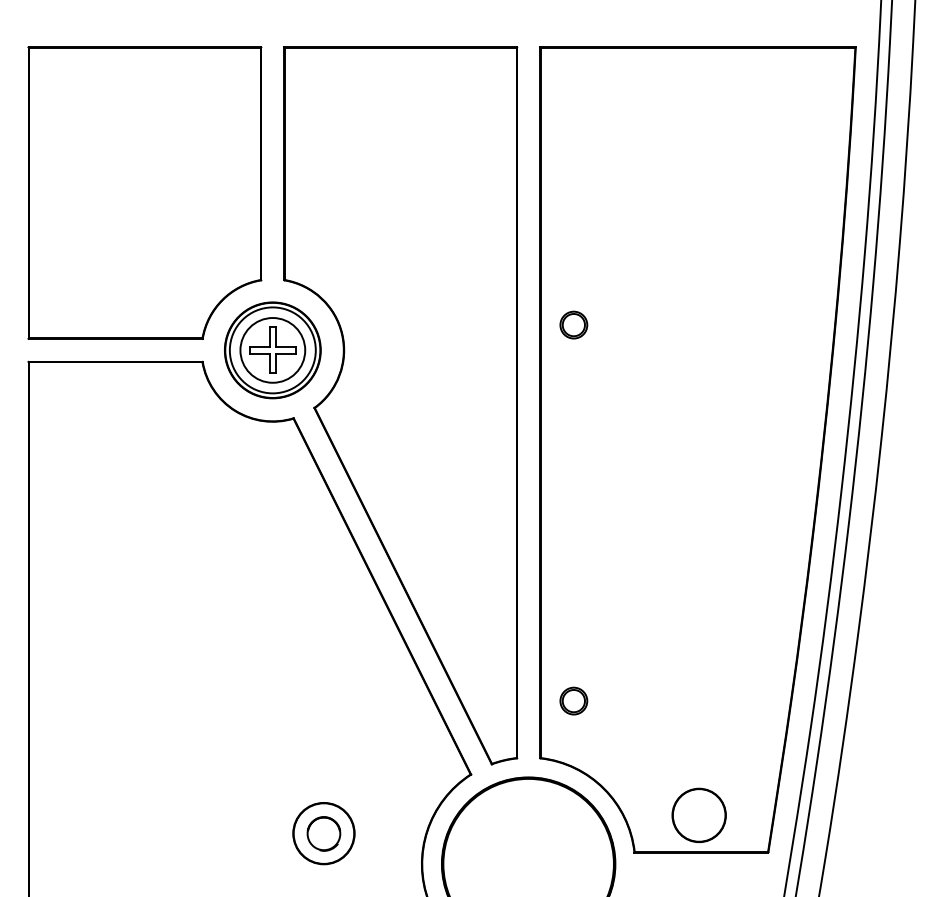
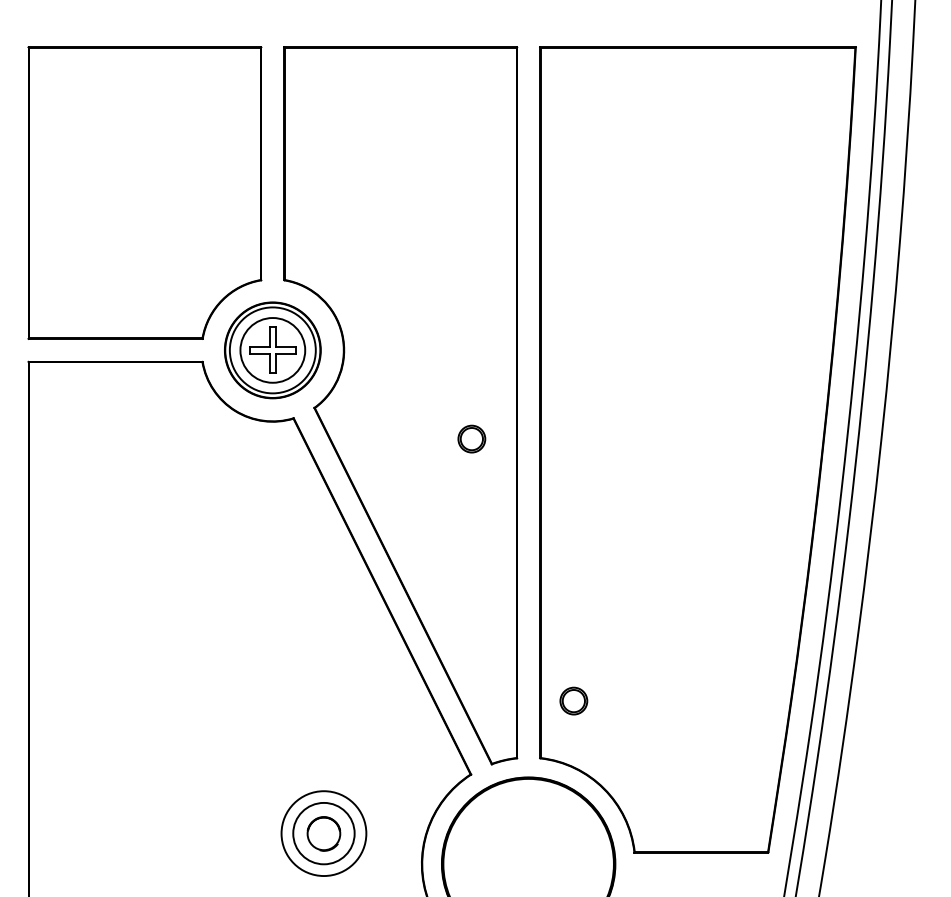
part position: (573, 324) -> (471, 438) (471, 438)
part: present -> none (698, 815)
circle diameter: 61 px -> 85 px (323, 833)
